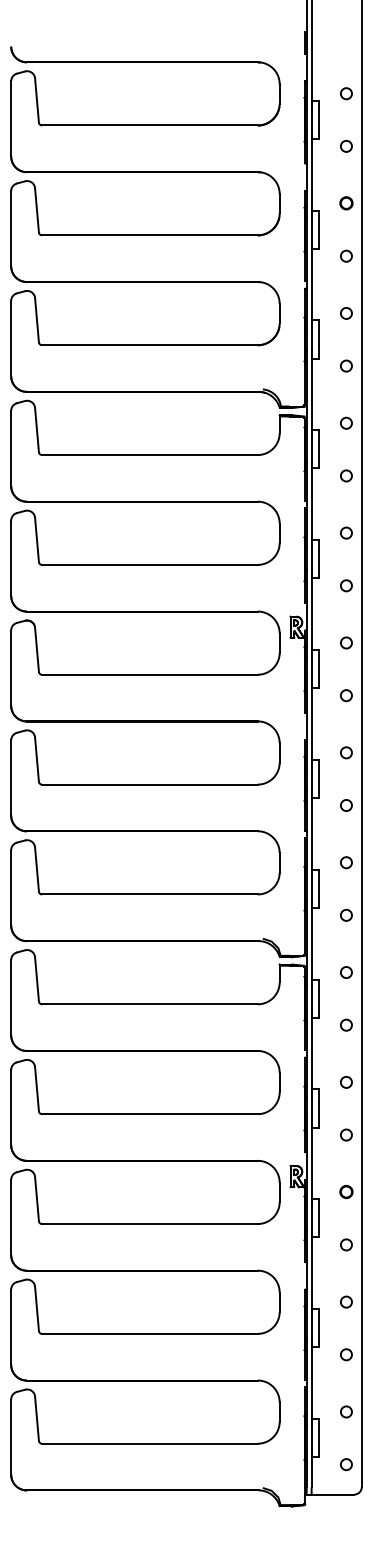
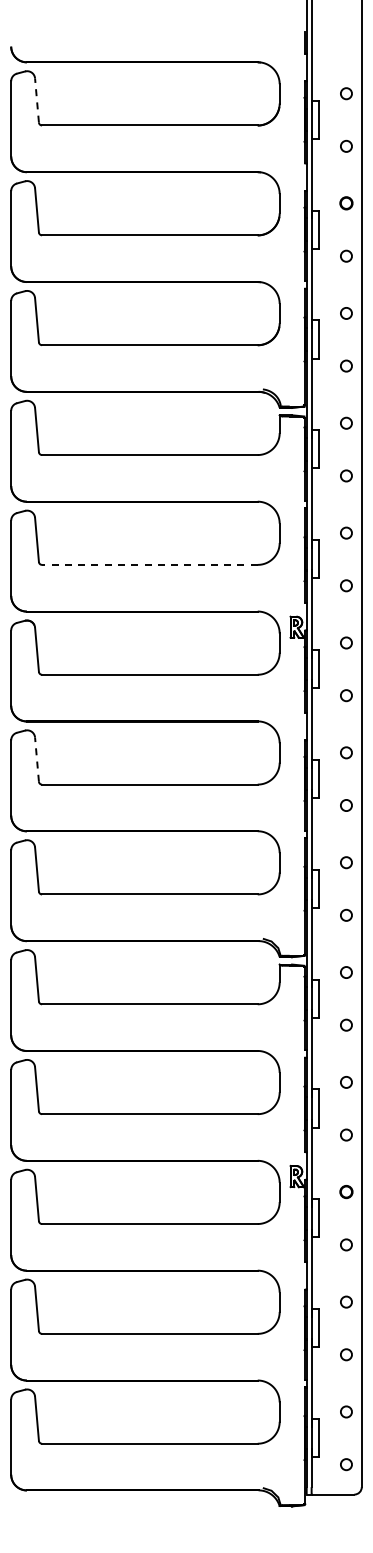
line: solid -> dashed (36, 100)
line: solid -> dashed (149, 564)
line: solid -> dashed (36, 759)
